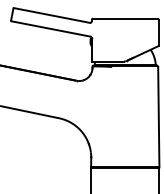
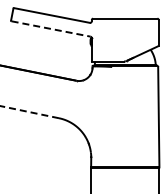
line: solid -> dashed (51, 29)
line: solid -> dashed (29, 112)
